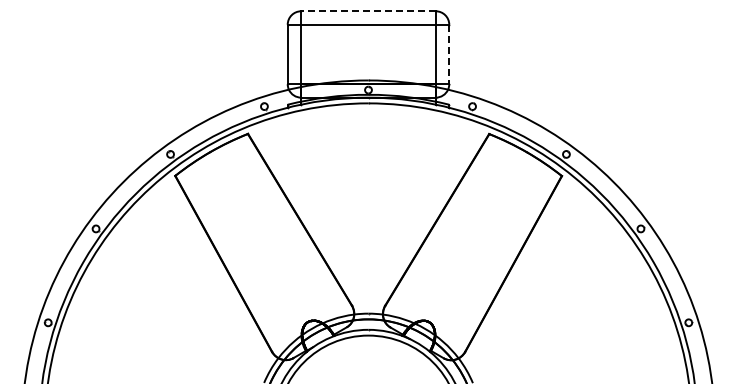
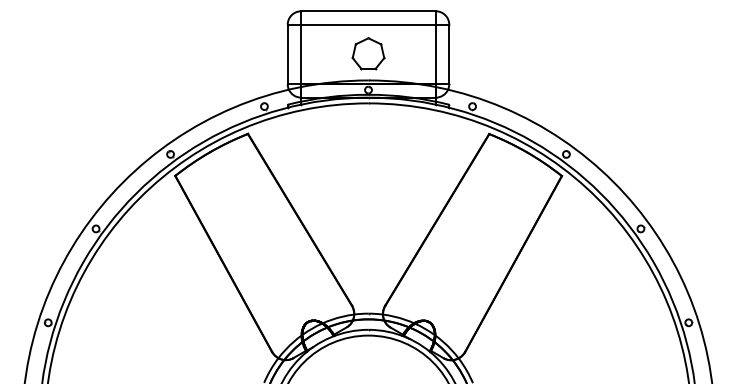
line: dashed -> solid (368, 11)
part: none -> present (368, 53)
line: dashed -> solid (449, 54)
